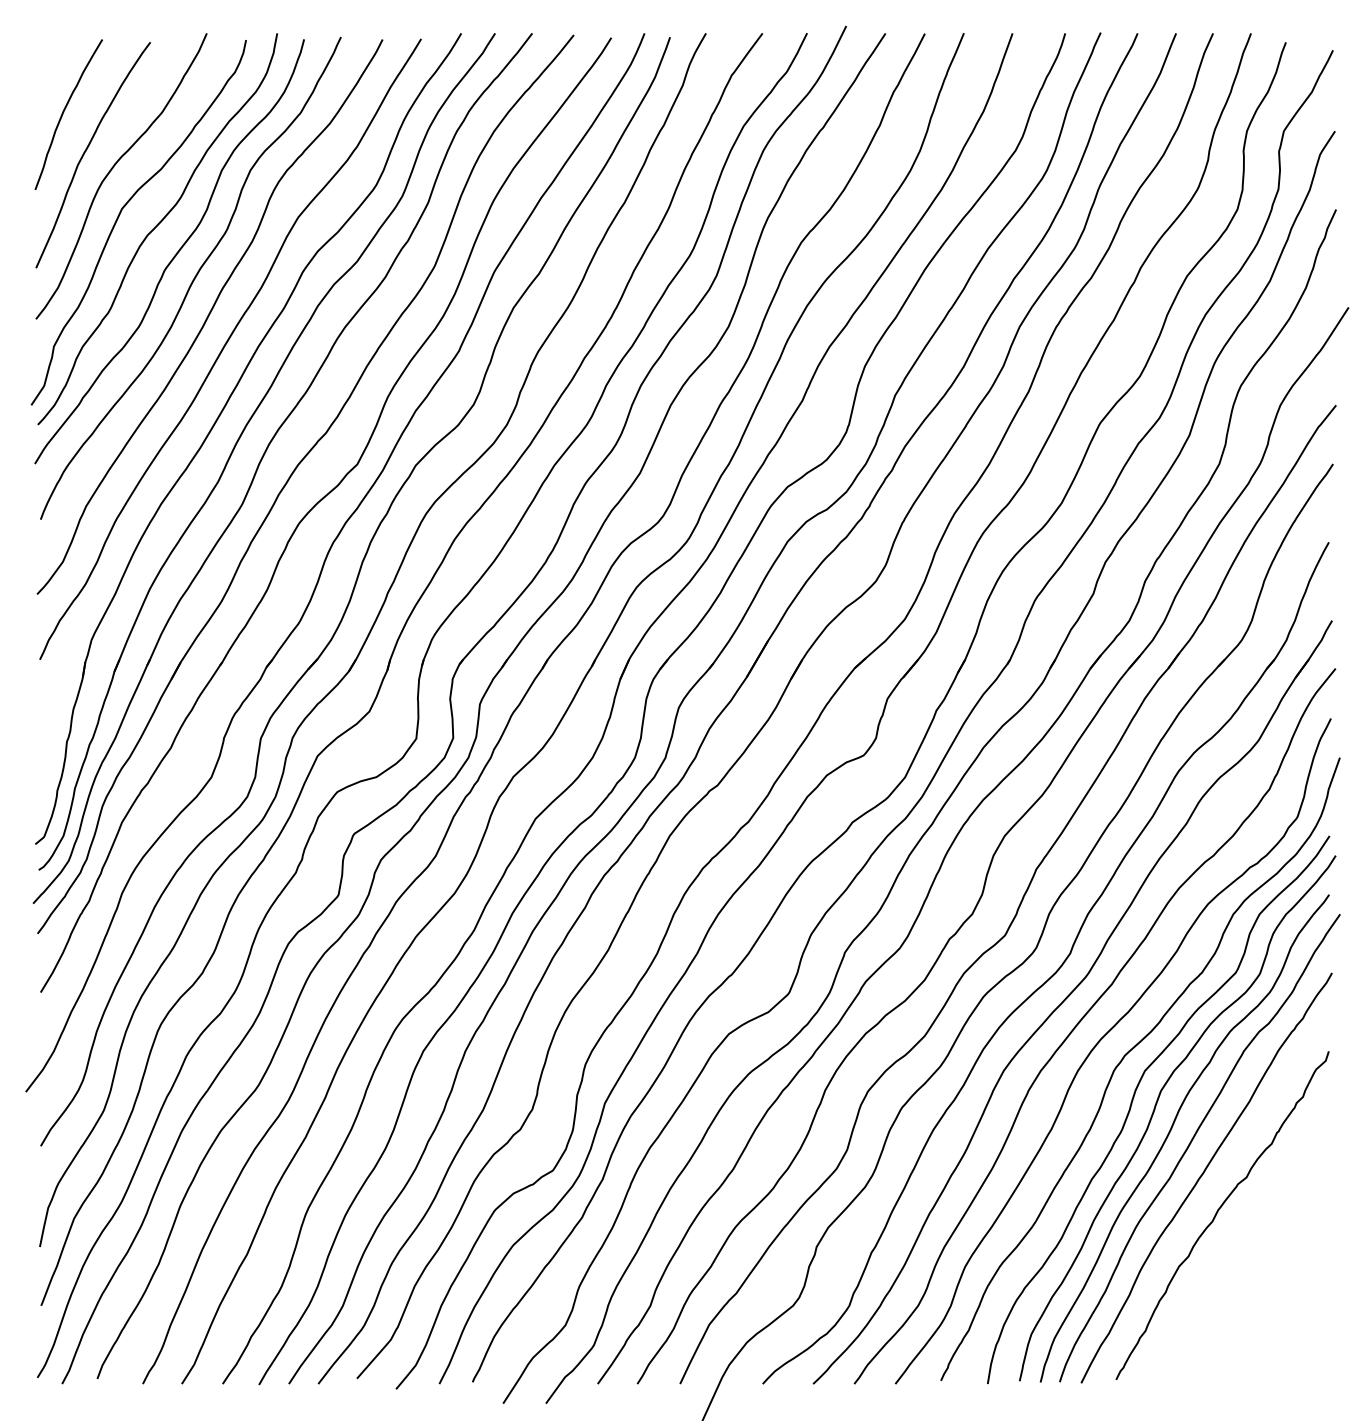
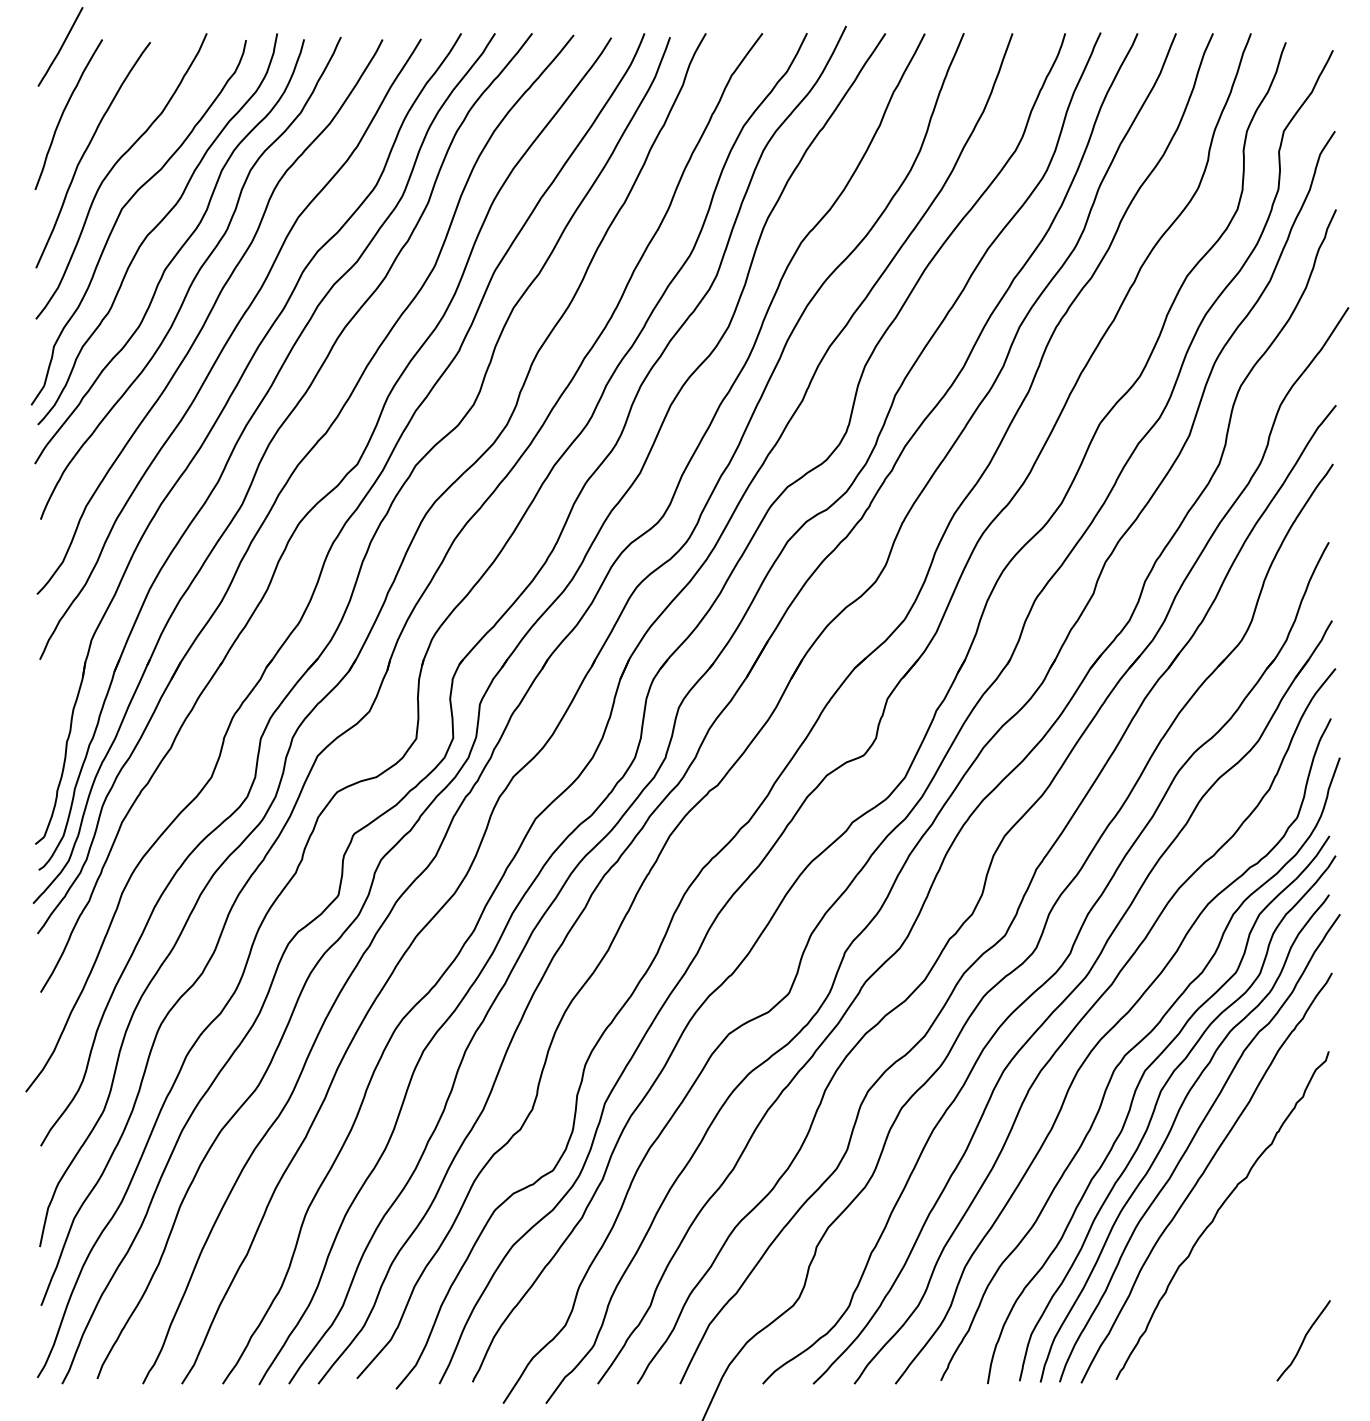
curve: none -> present (60, 46)
curve: none -> present (1303, 1340)
